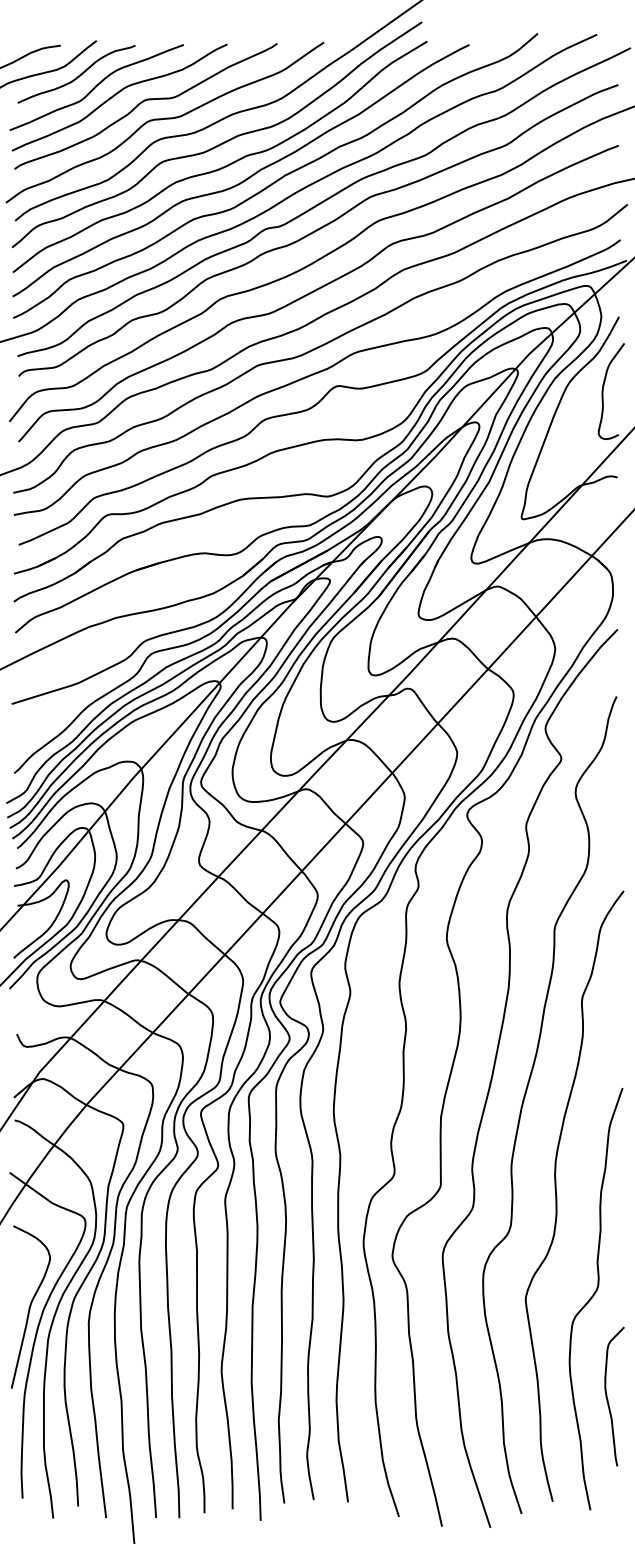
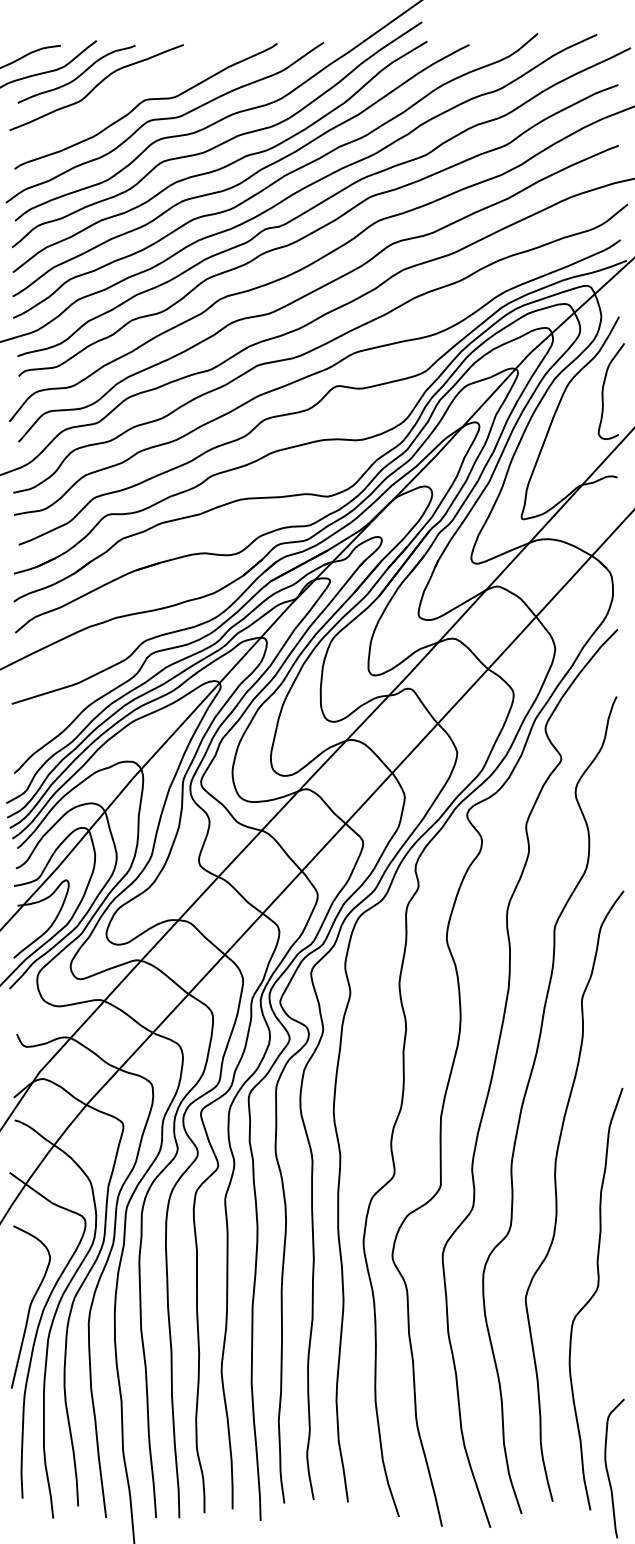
curve: present -> none (117, 94)
curve position: (608, 1399) -> (608, 1471) (608, 1471)
